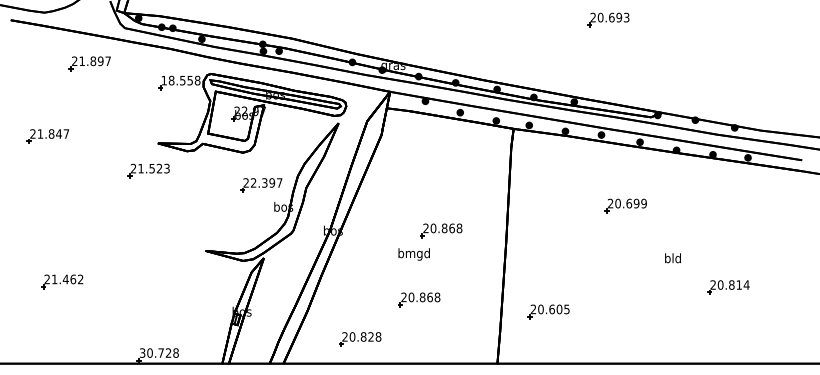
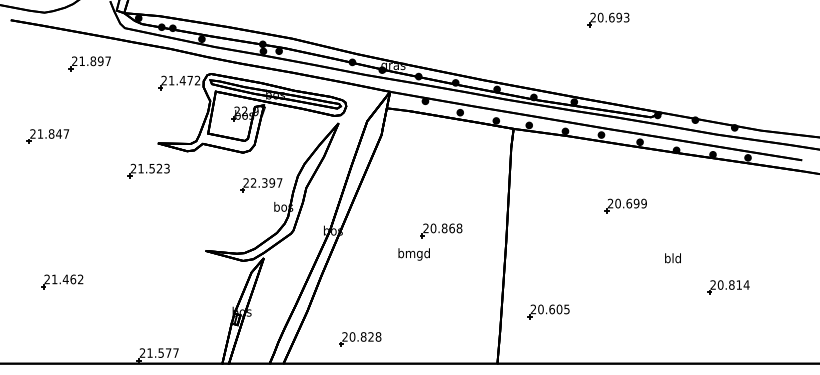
text: 18.558 -> 21.472 (180, 80)
part: present -> none (419, 299)
text: 30.728 -> 21.577 (158, 352)
